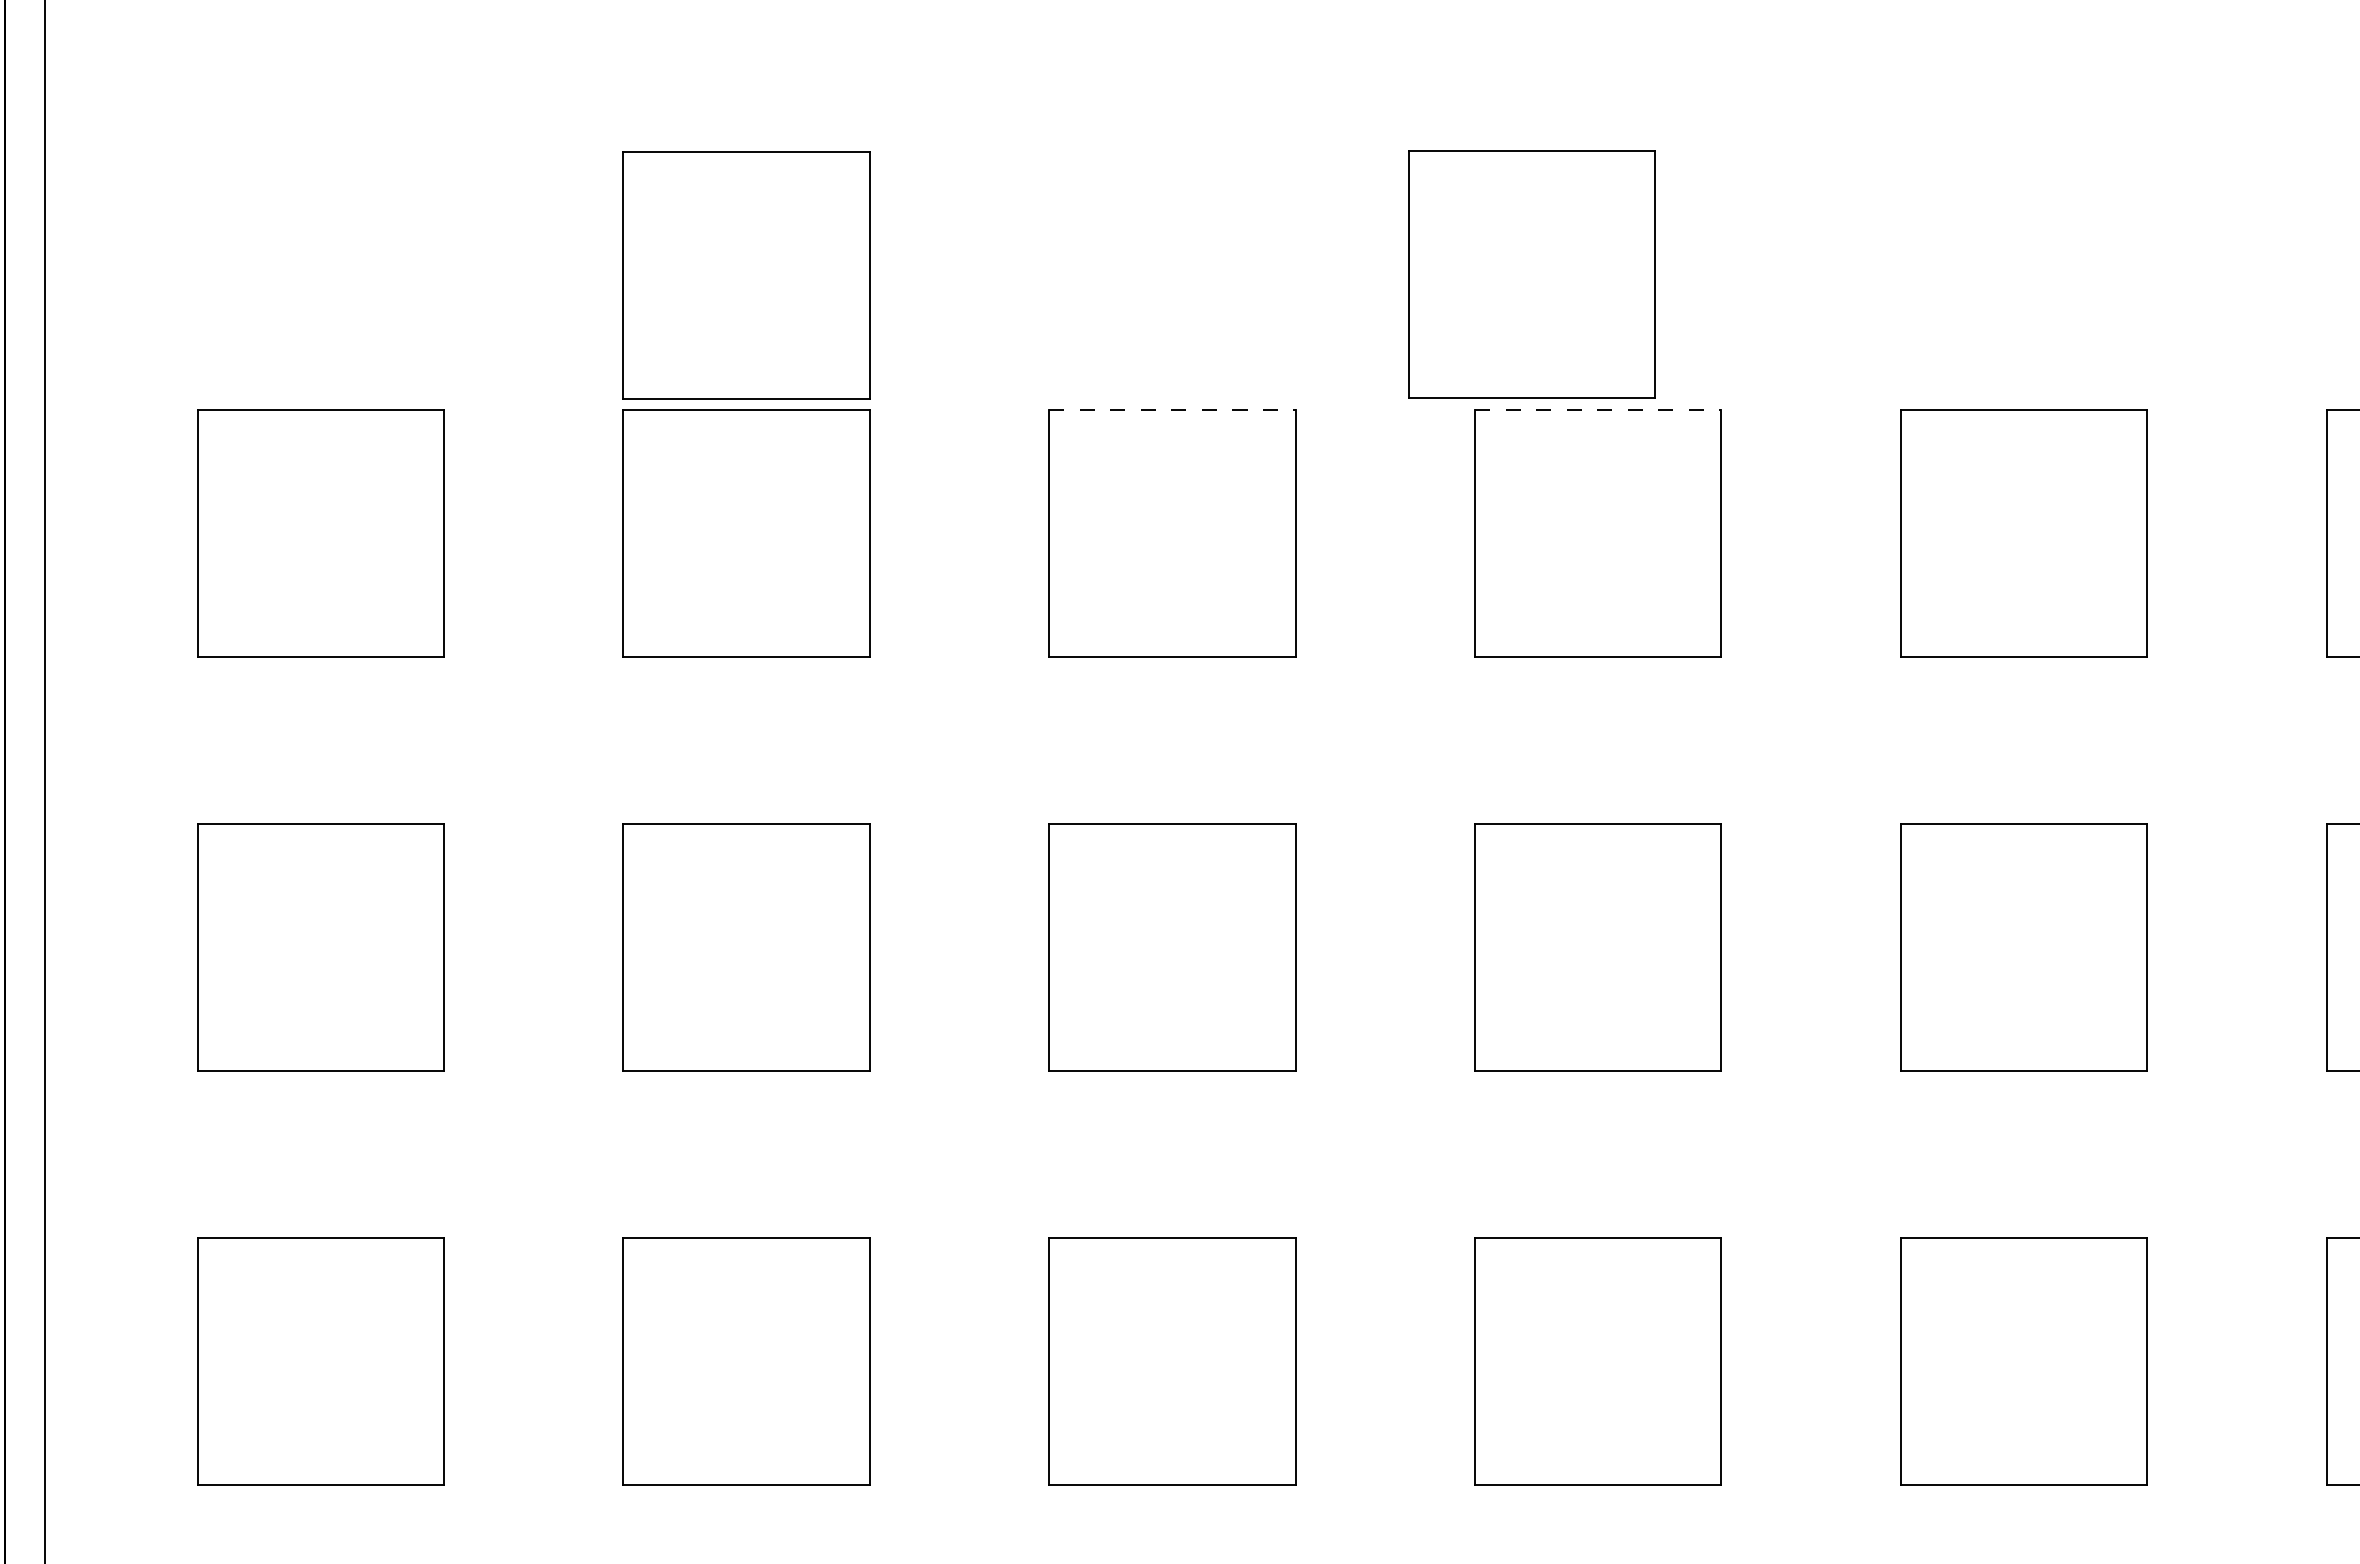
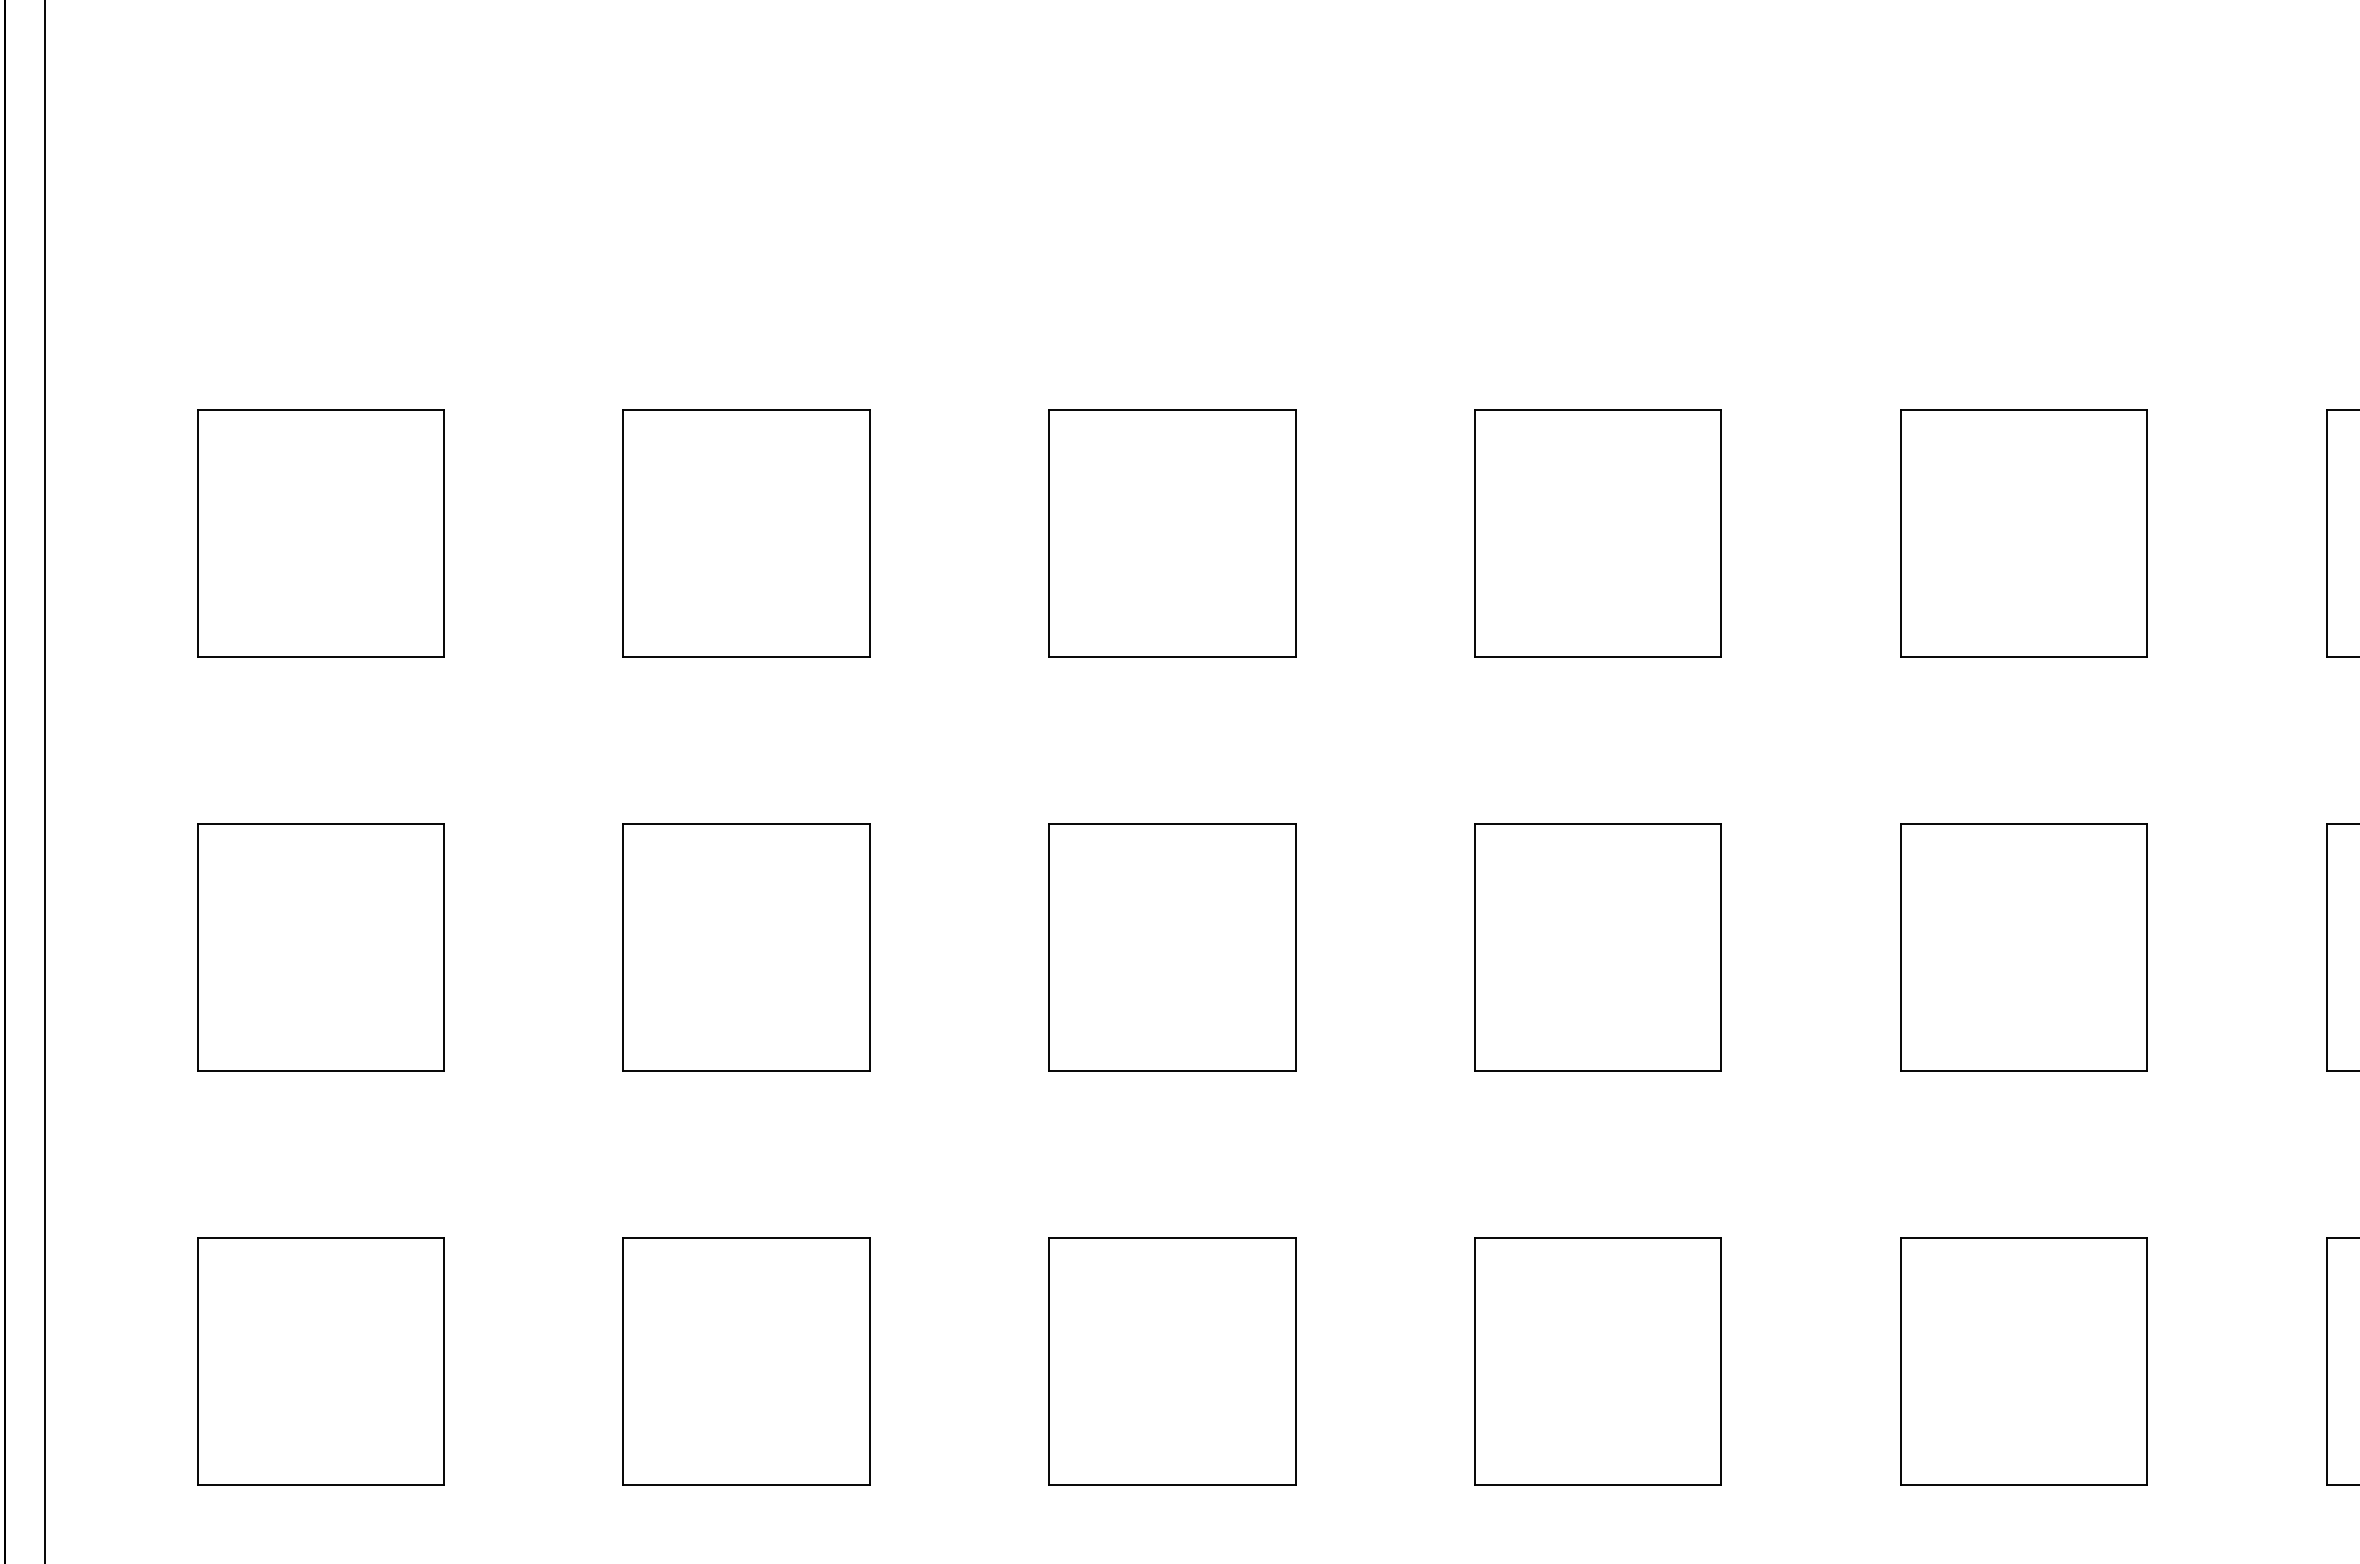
part: present -> none (1531, 274)
part: present -> none (746, 275)
line: dashed -> solid (1172, 410)
line: dashed -> solid (1598, 410)
